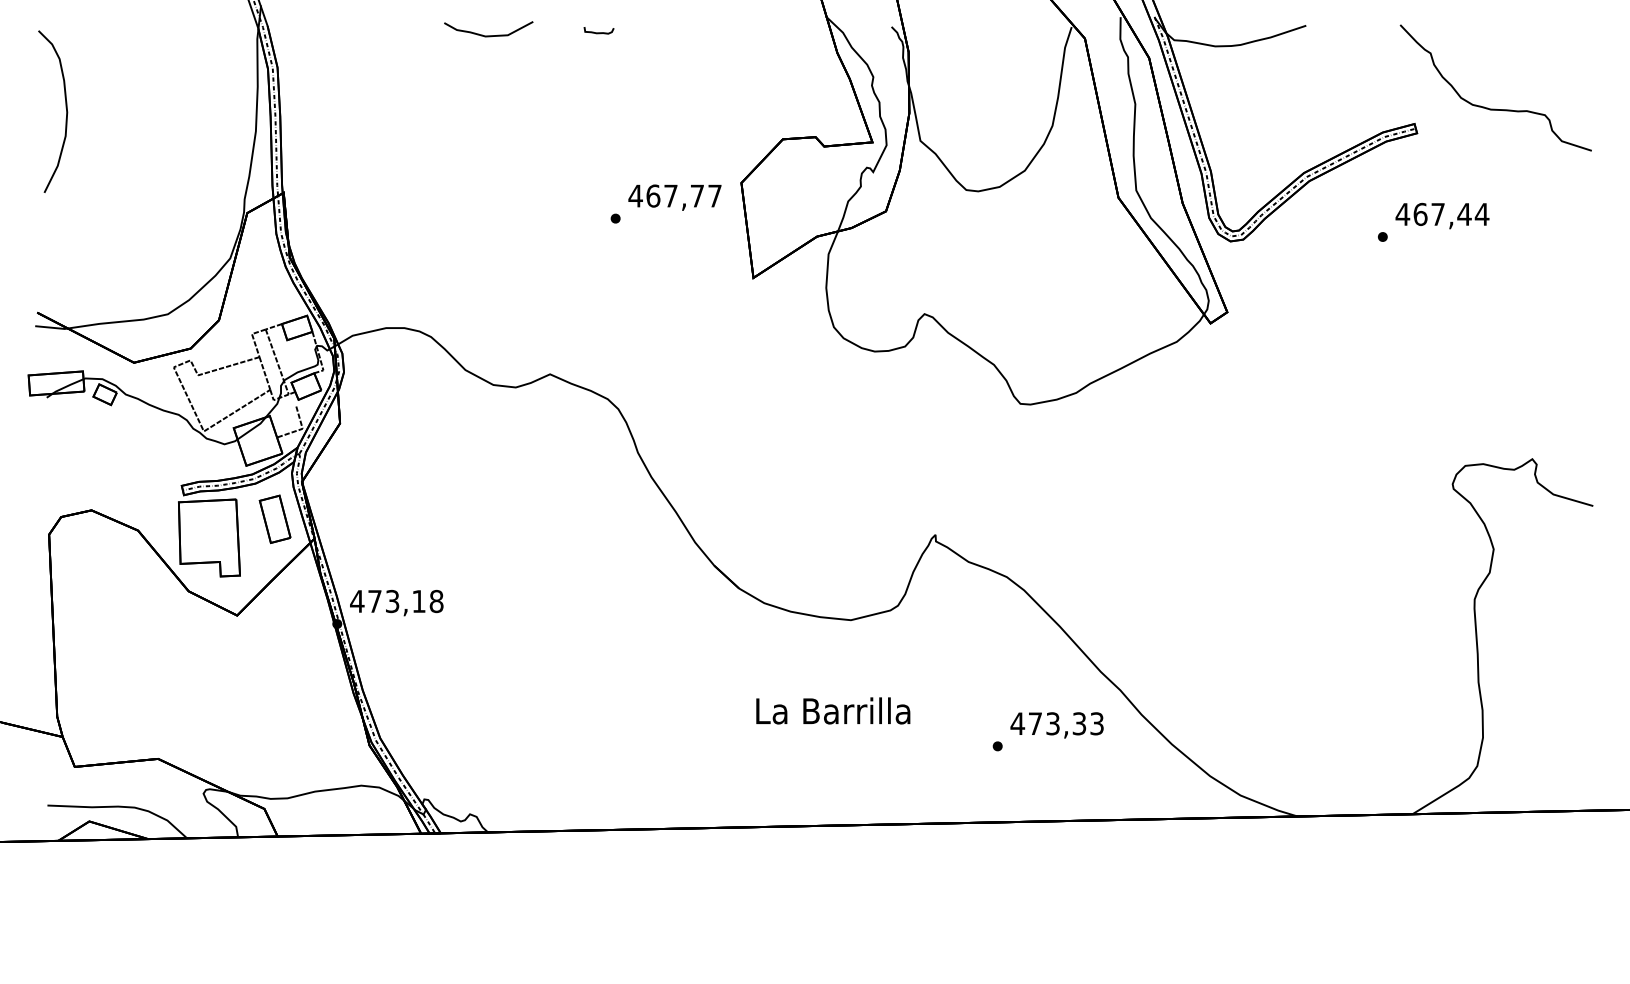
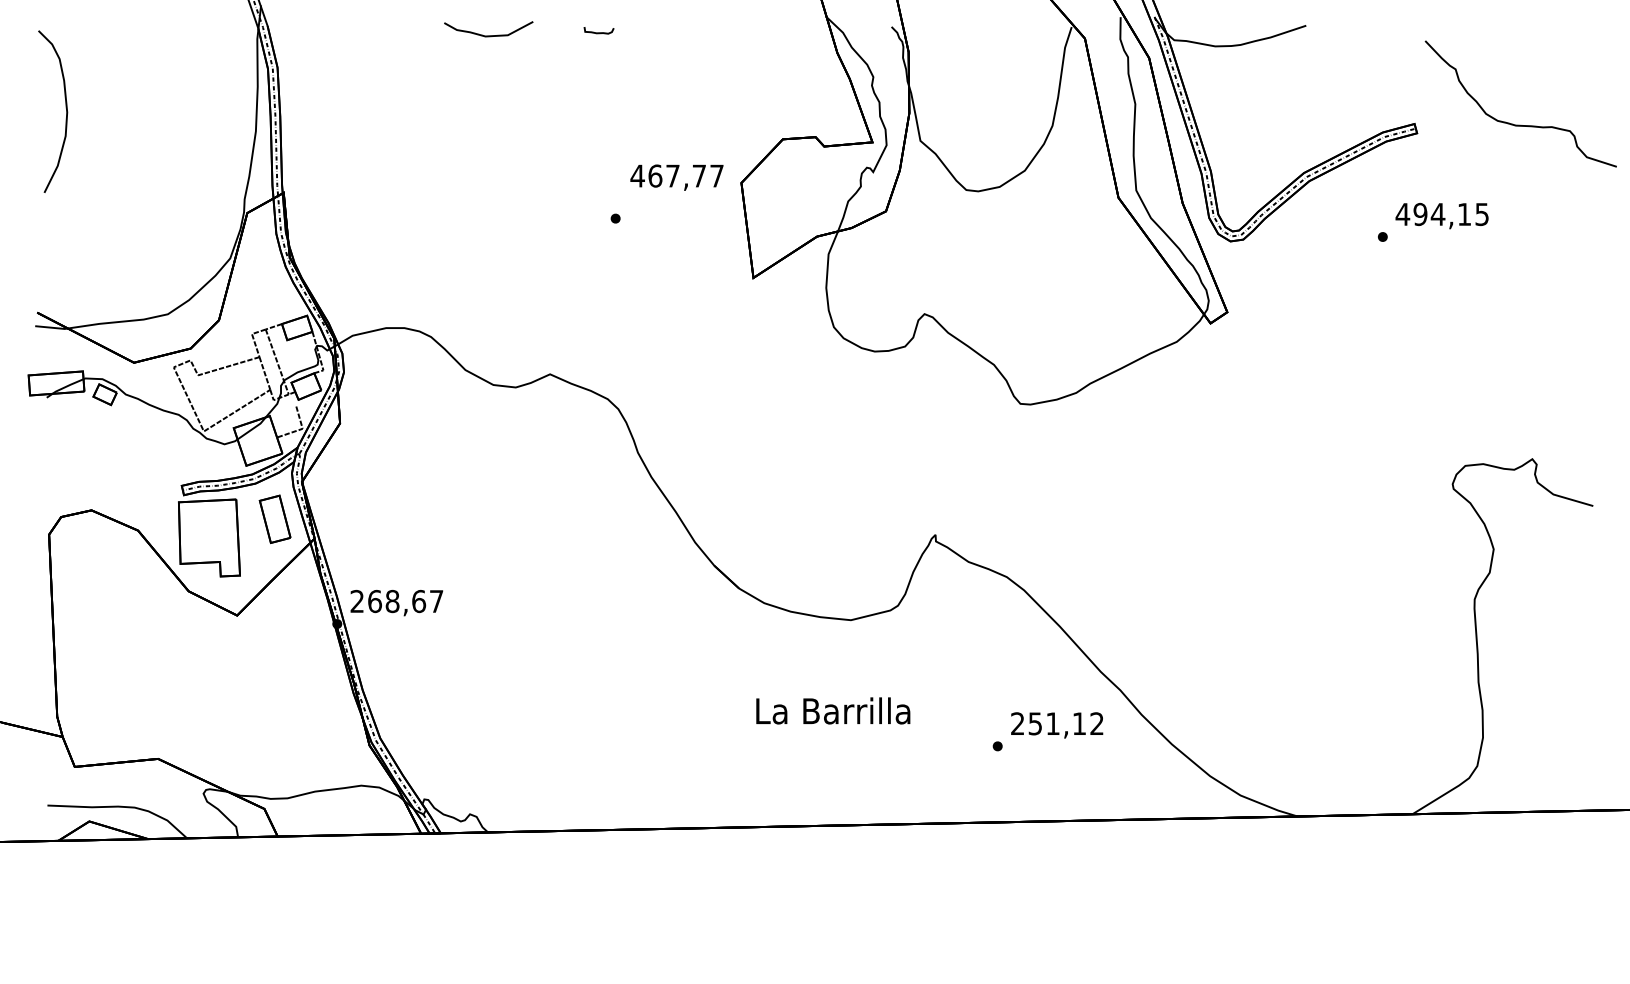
curve position: (1495, 108) -> (1520, 124) (1520, 124)
text position: (674, 197) -> (676, 177) (676, 177)
text: 467,44 -> 494,15 (1451, 214)
text: 473,18 -> 268,67 (396, 601)
text: 473,33 -> 251,12 (1056, 723)
